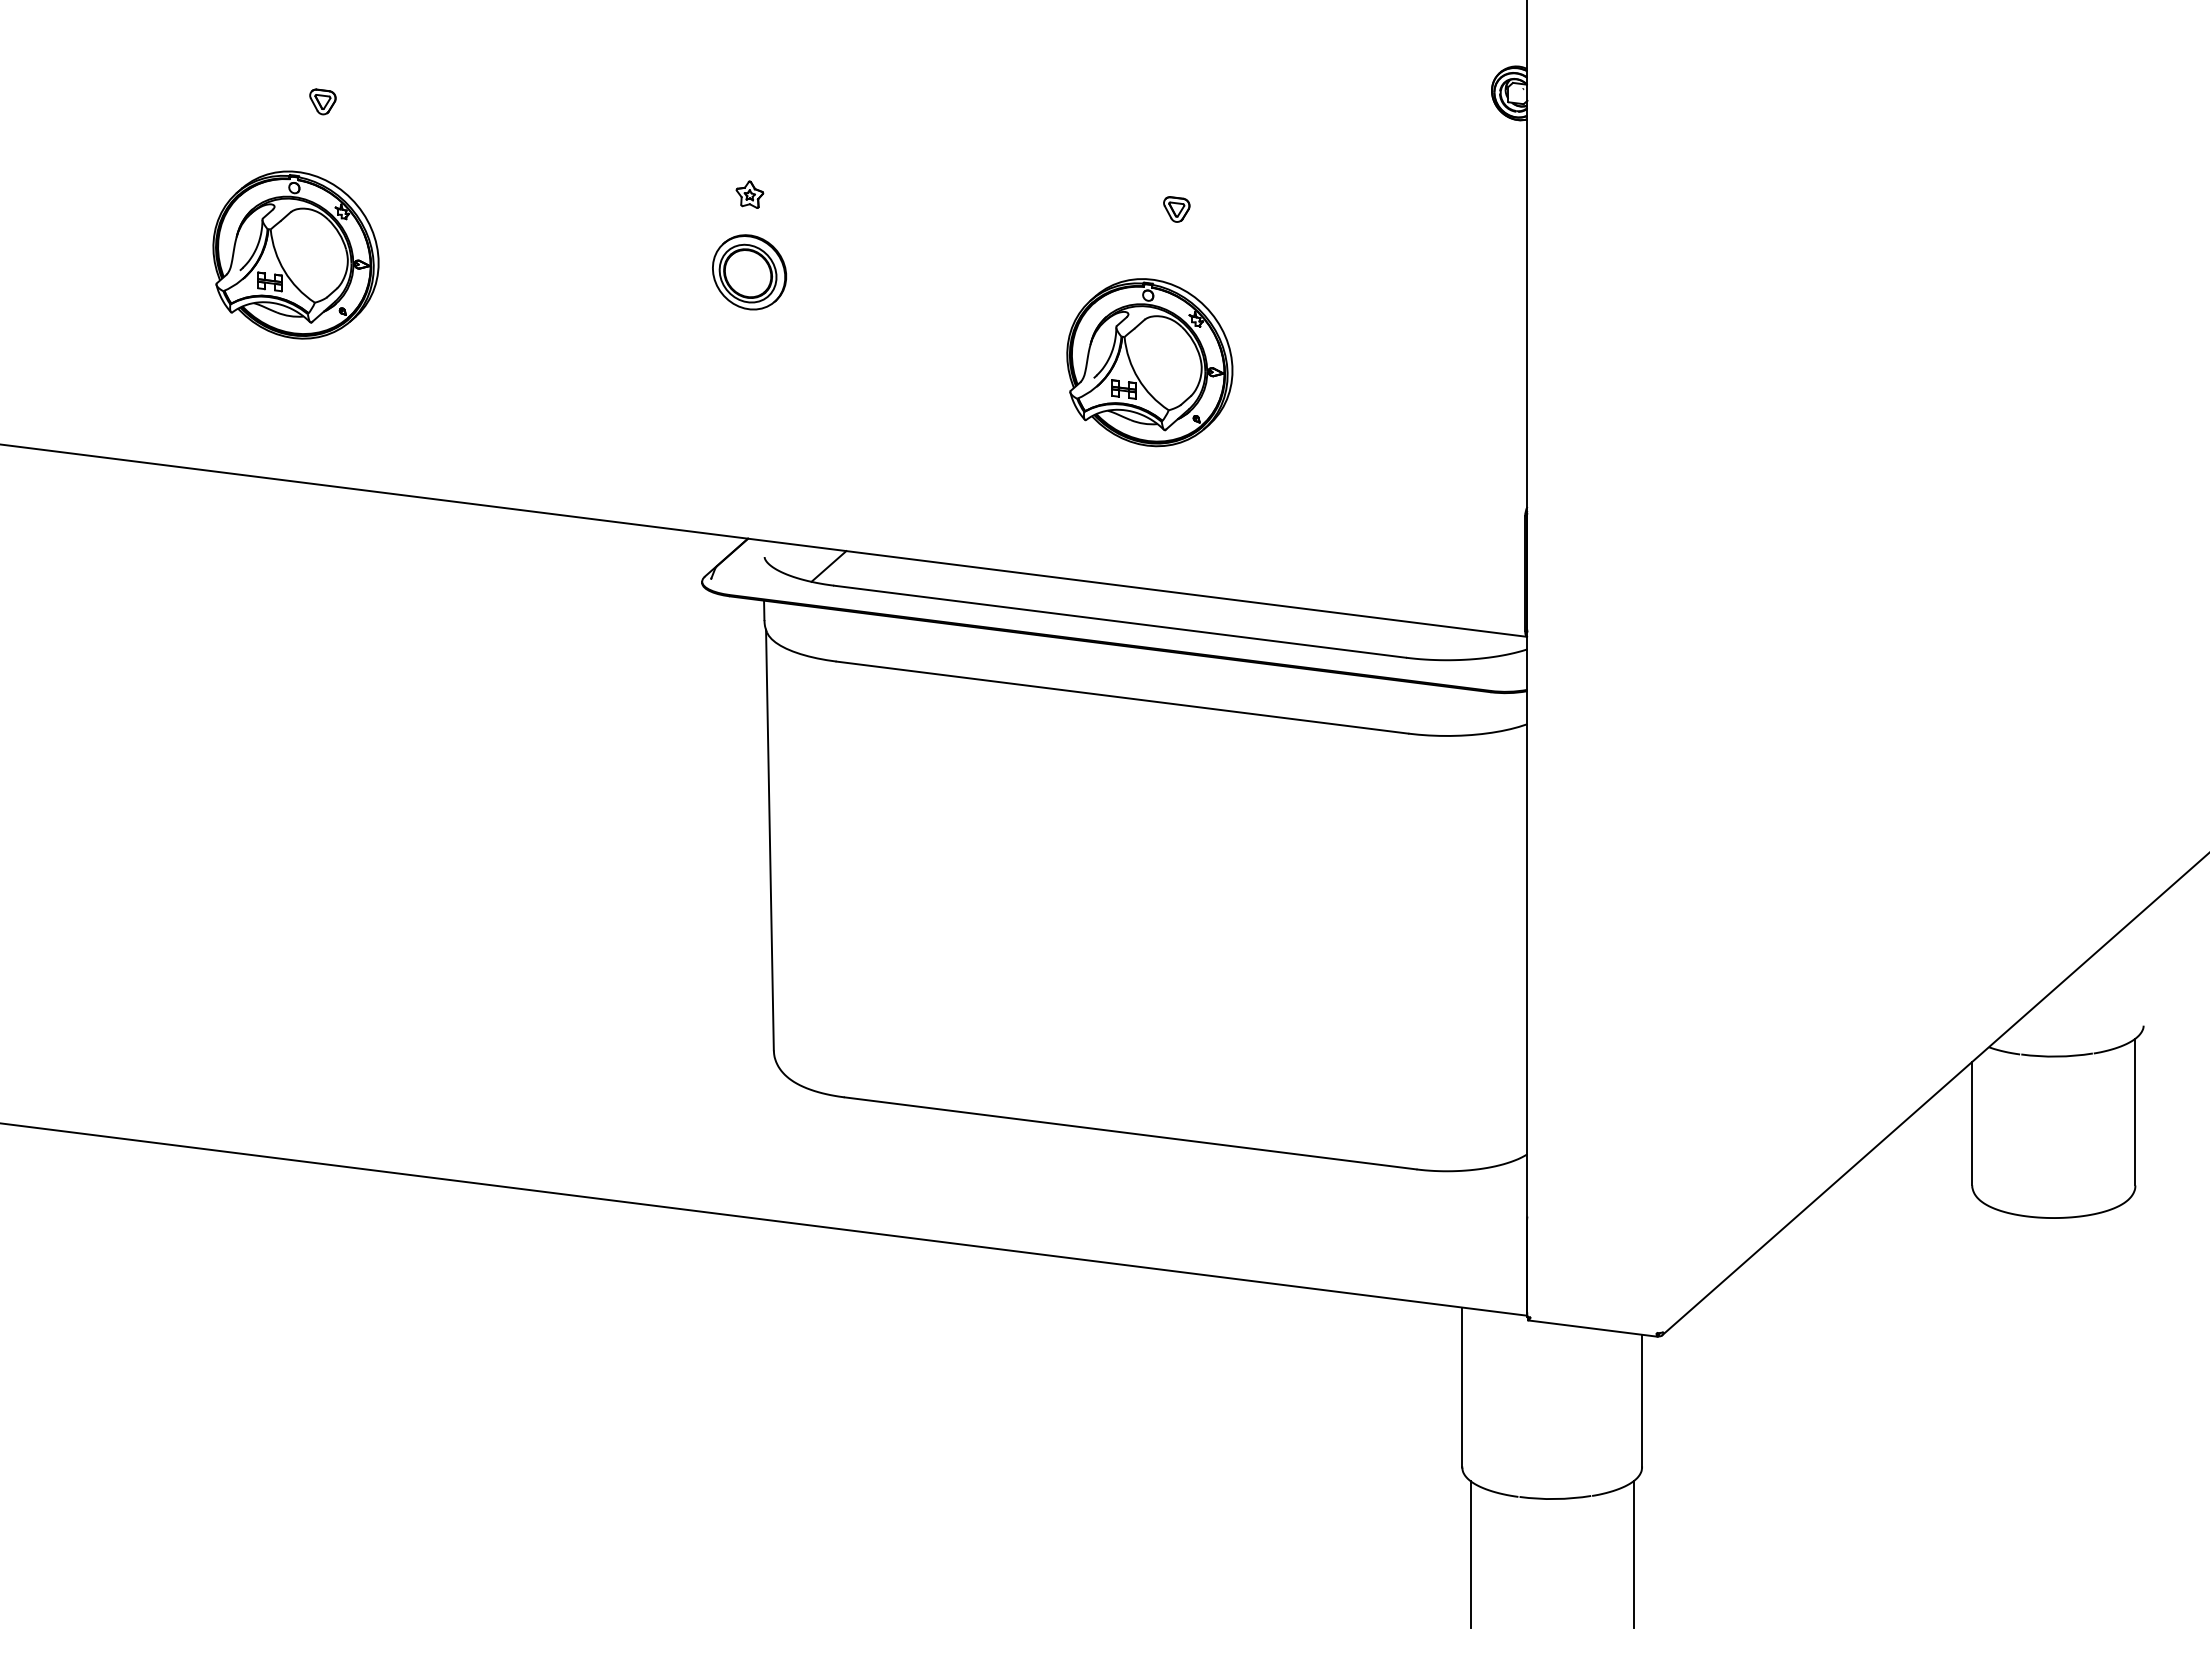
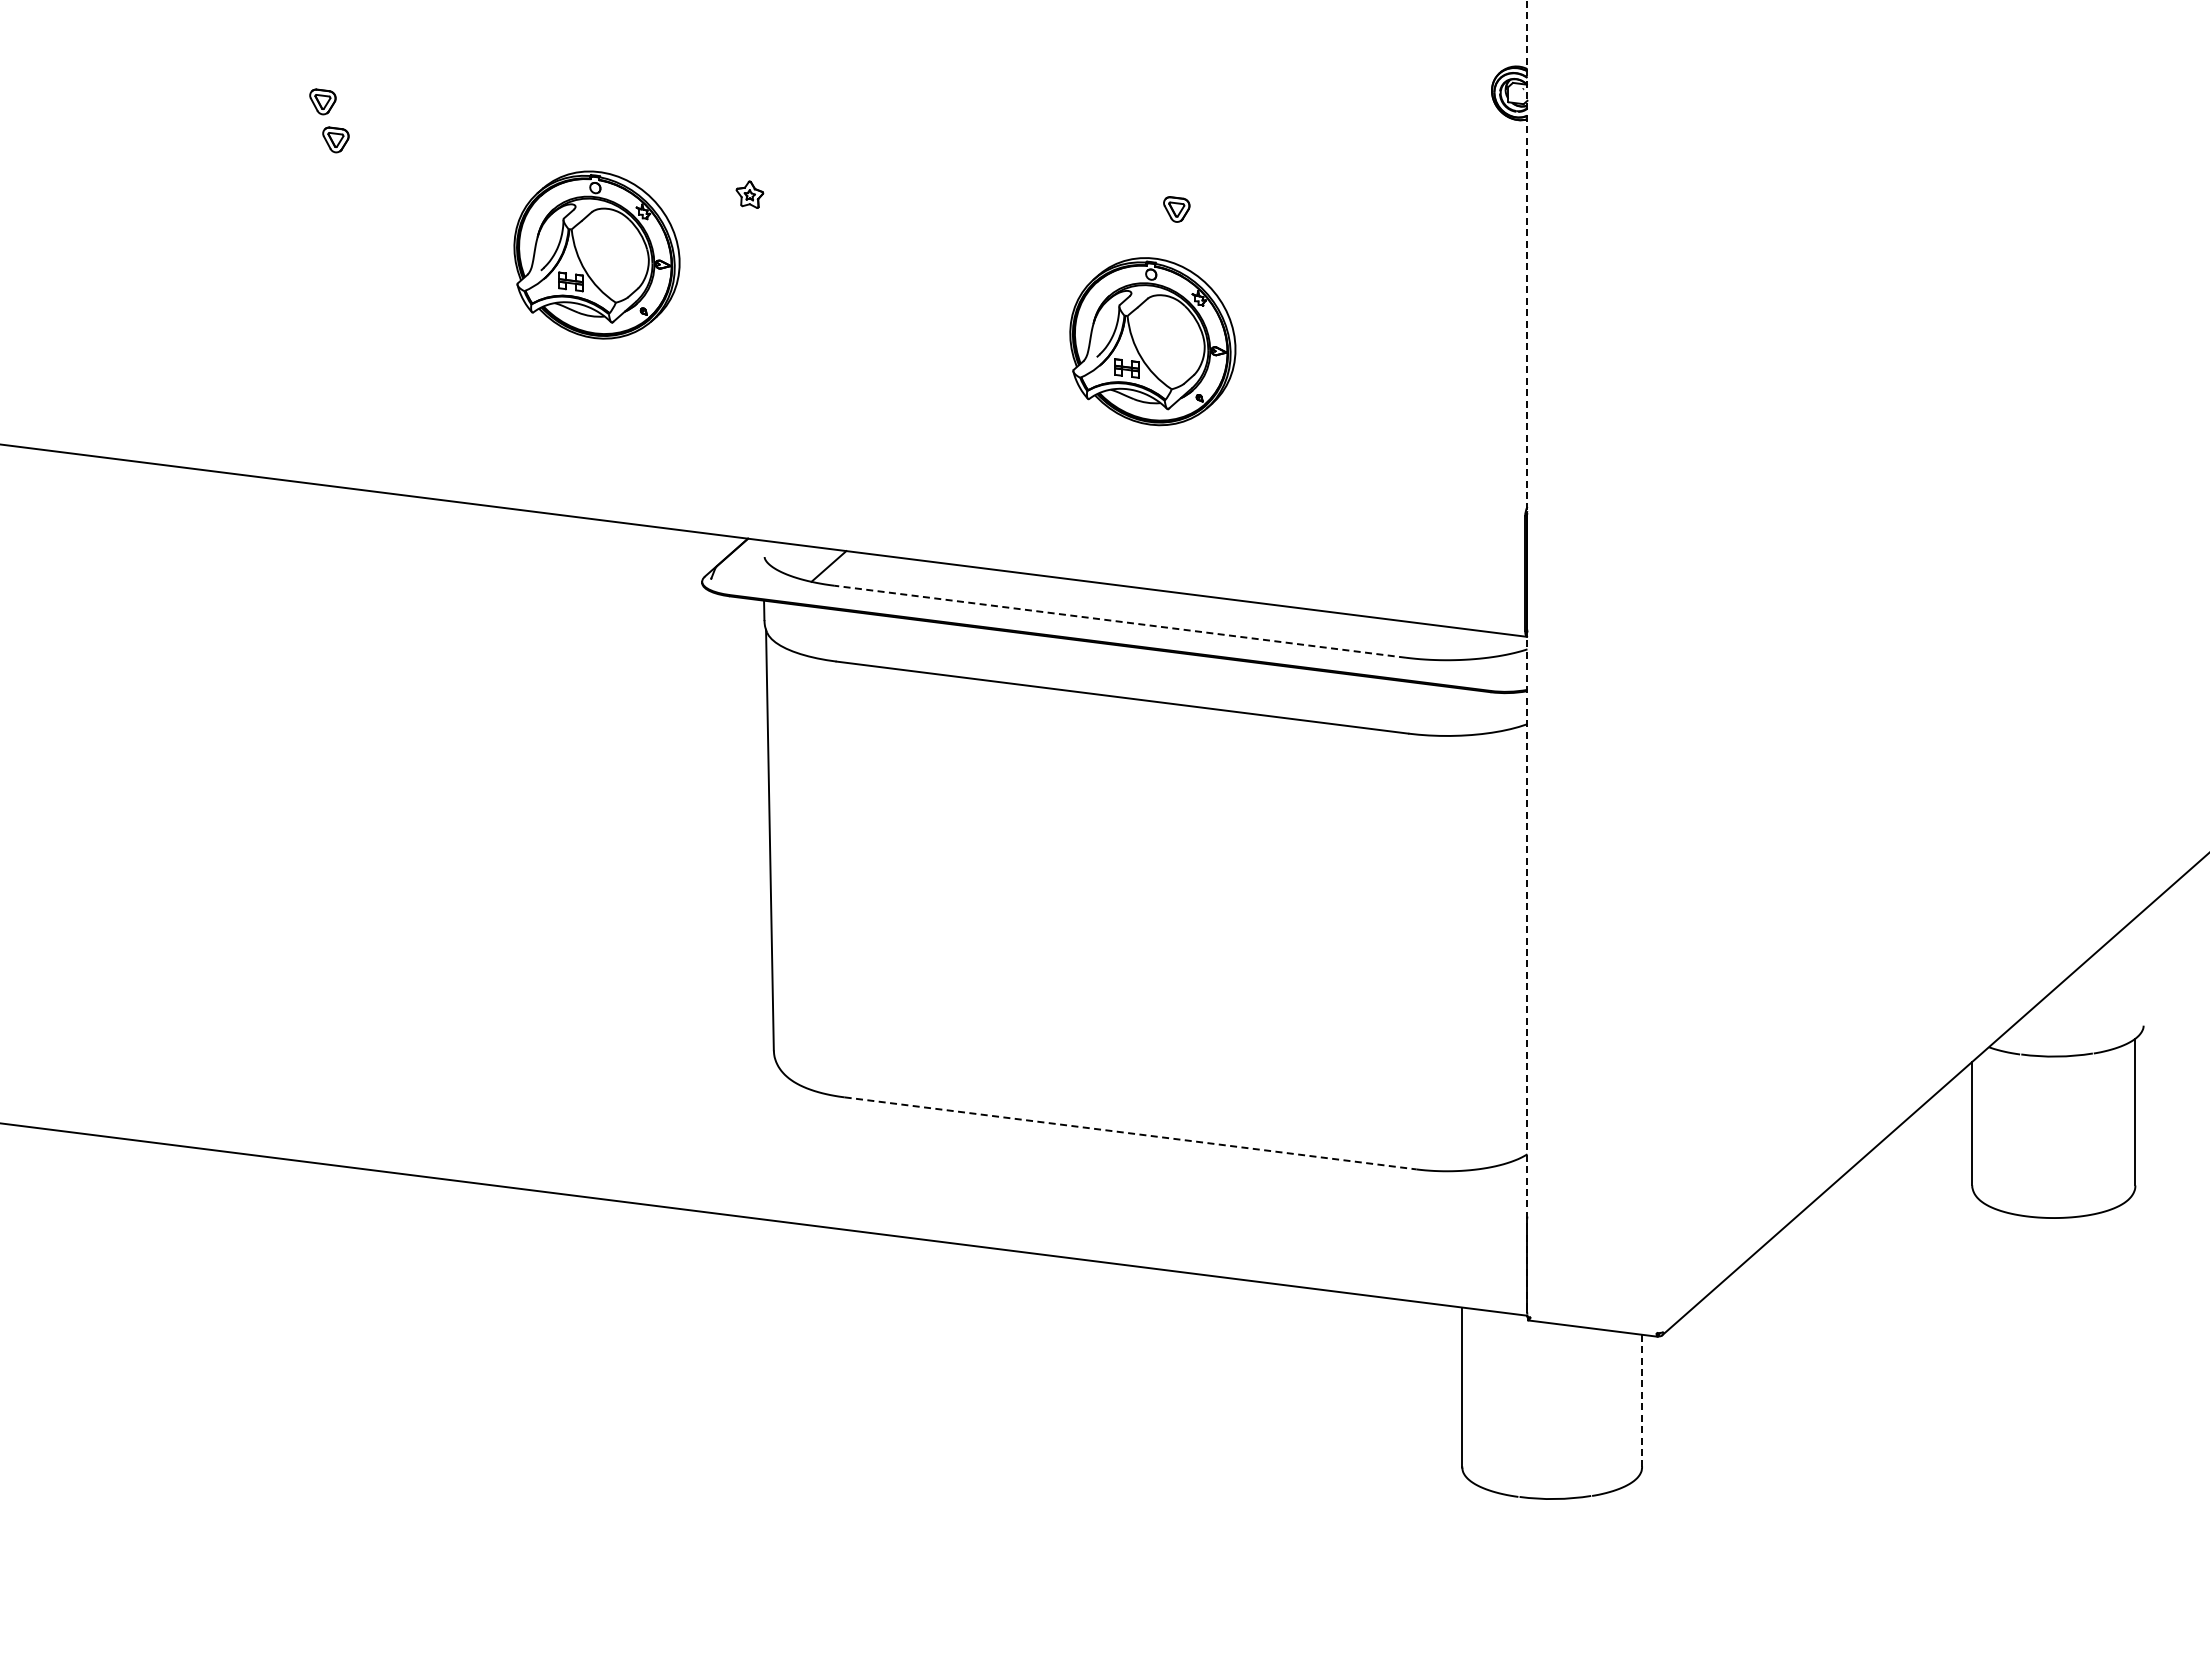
part: none -> present (335, 139)
part position: (295, 254) -> (596, 254) (596, 254)
part: present -> none (749, 272)
part position: (1149, 362) -> (1152, 341) (1152, 341)
line: solid -> dashed (1119, 621)
line: solid -> dashed (1527, 659)
line: solid -> dashed (1131, 1133)
line: solid -> dashed (1642, 1400)
line: present -> none (1470, 1554)
line: present -> none (1633, 1554)
